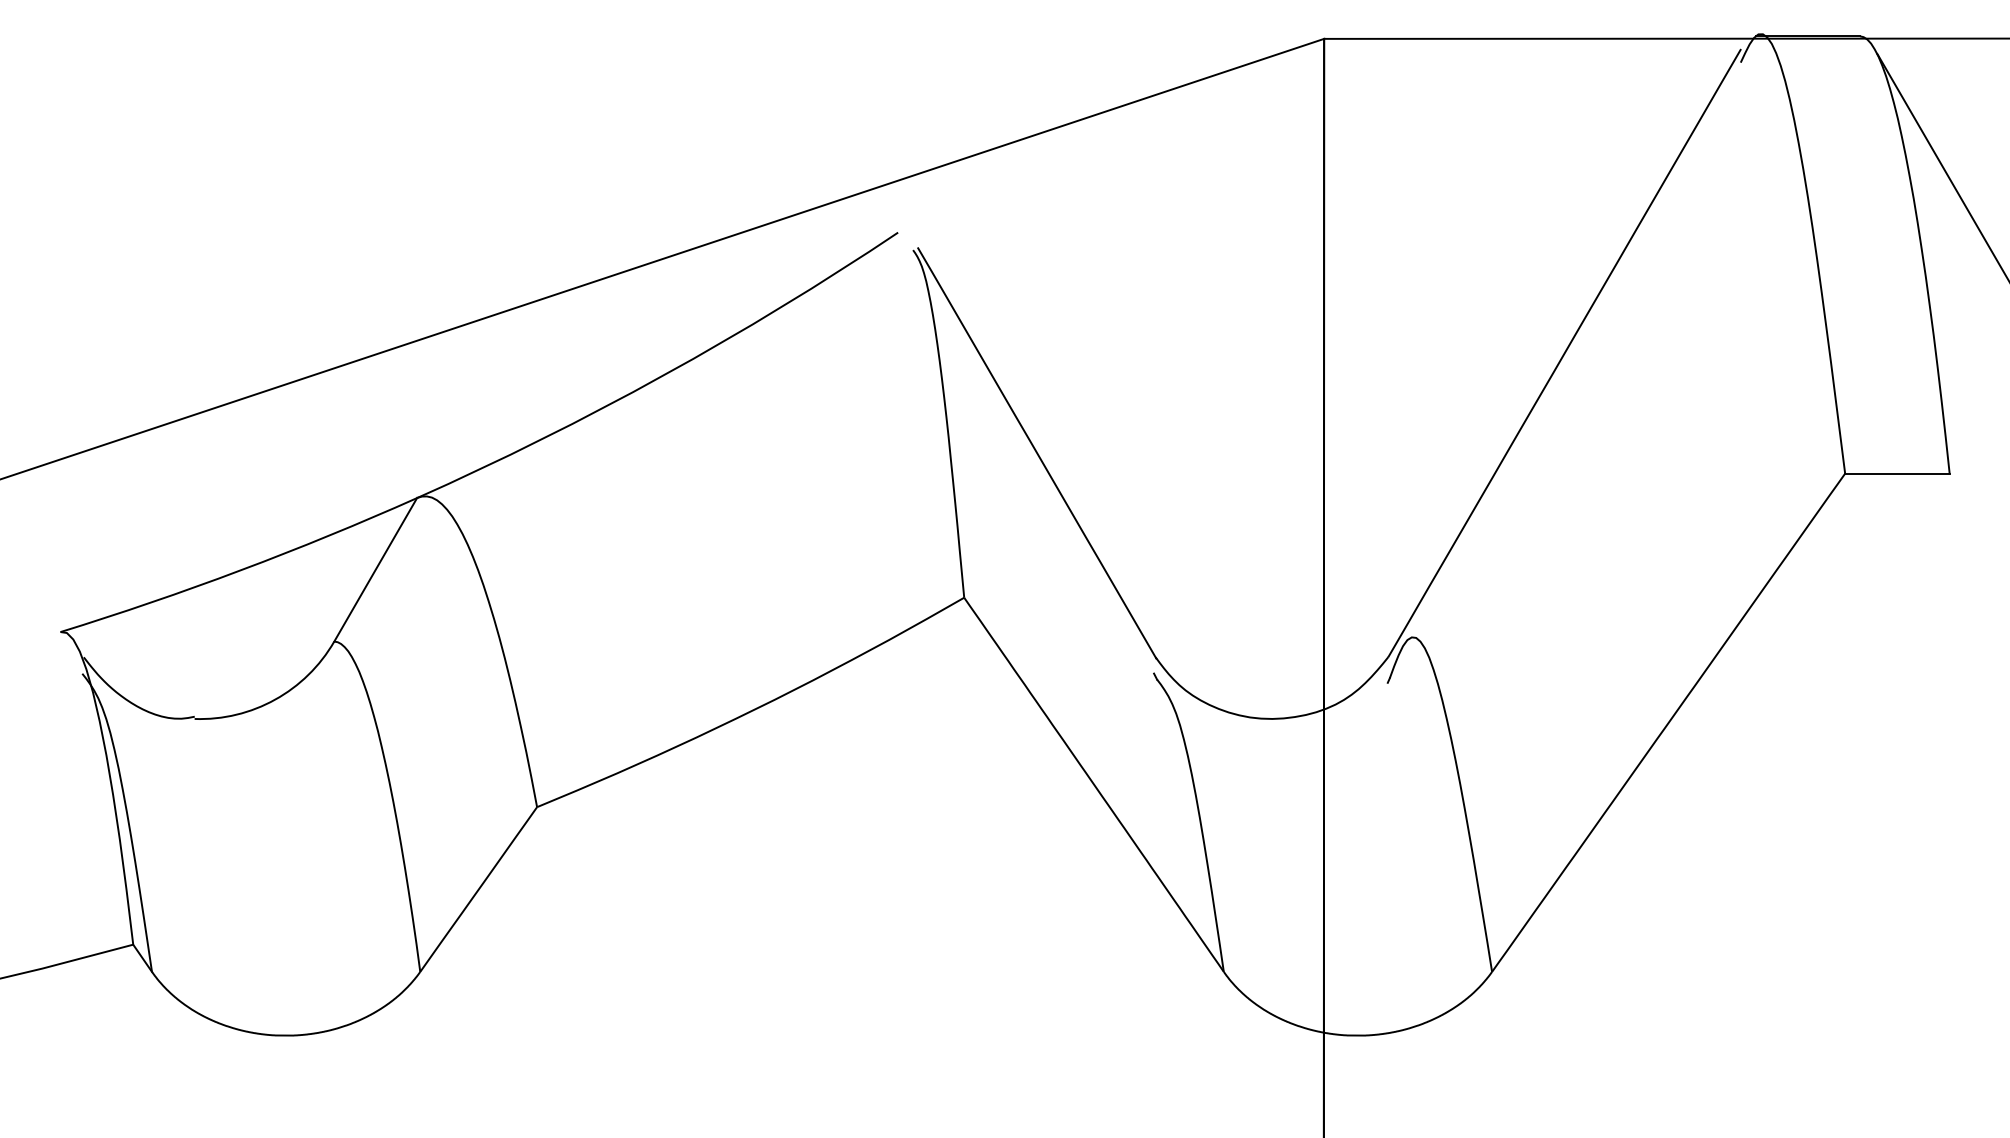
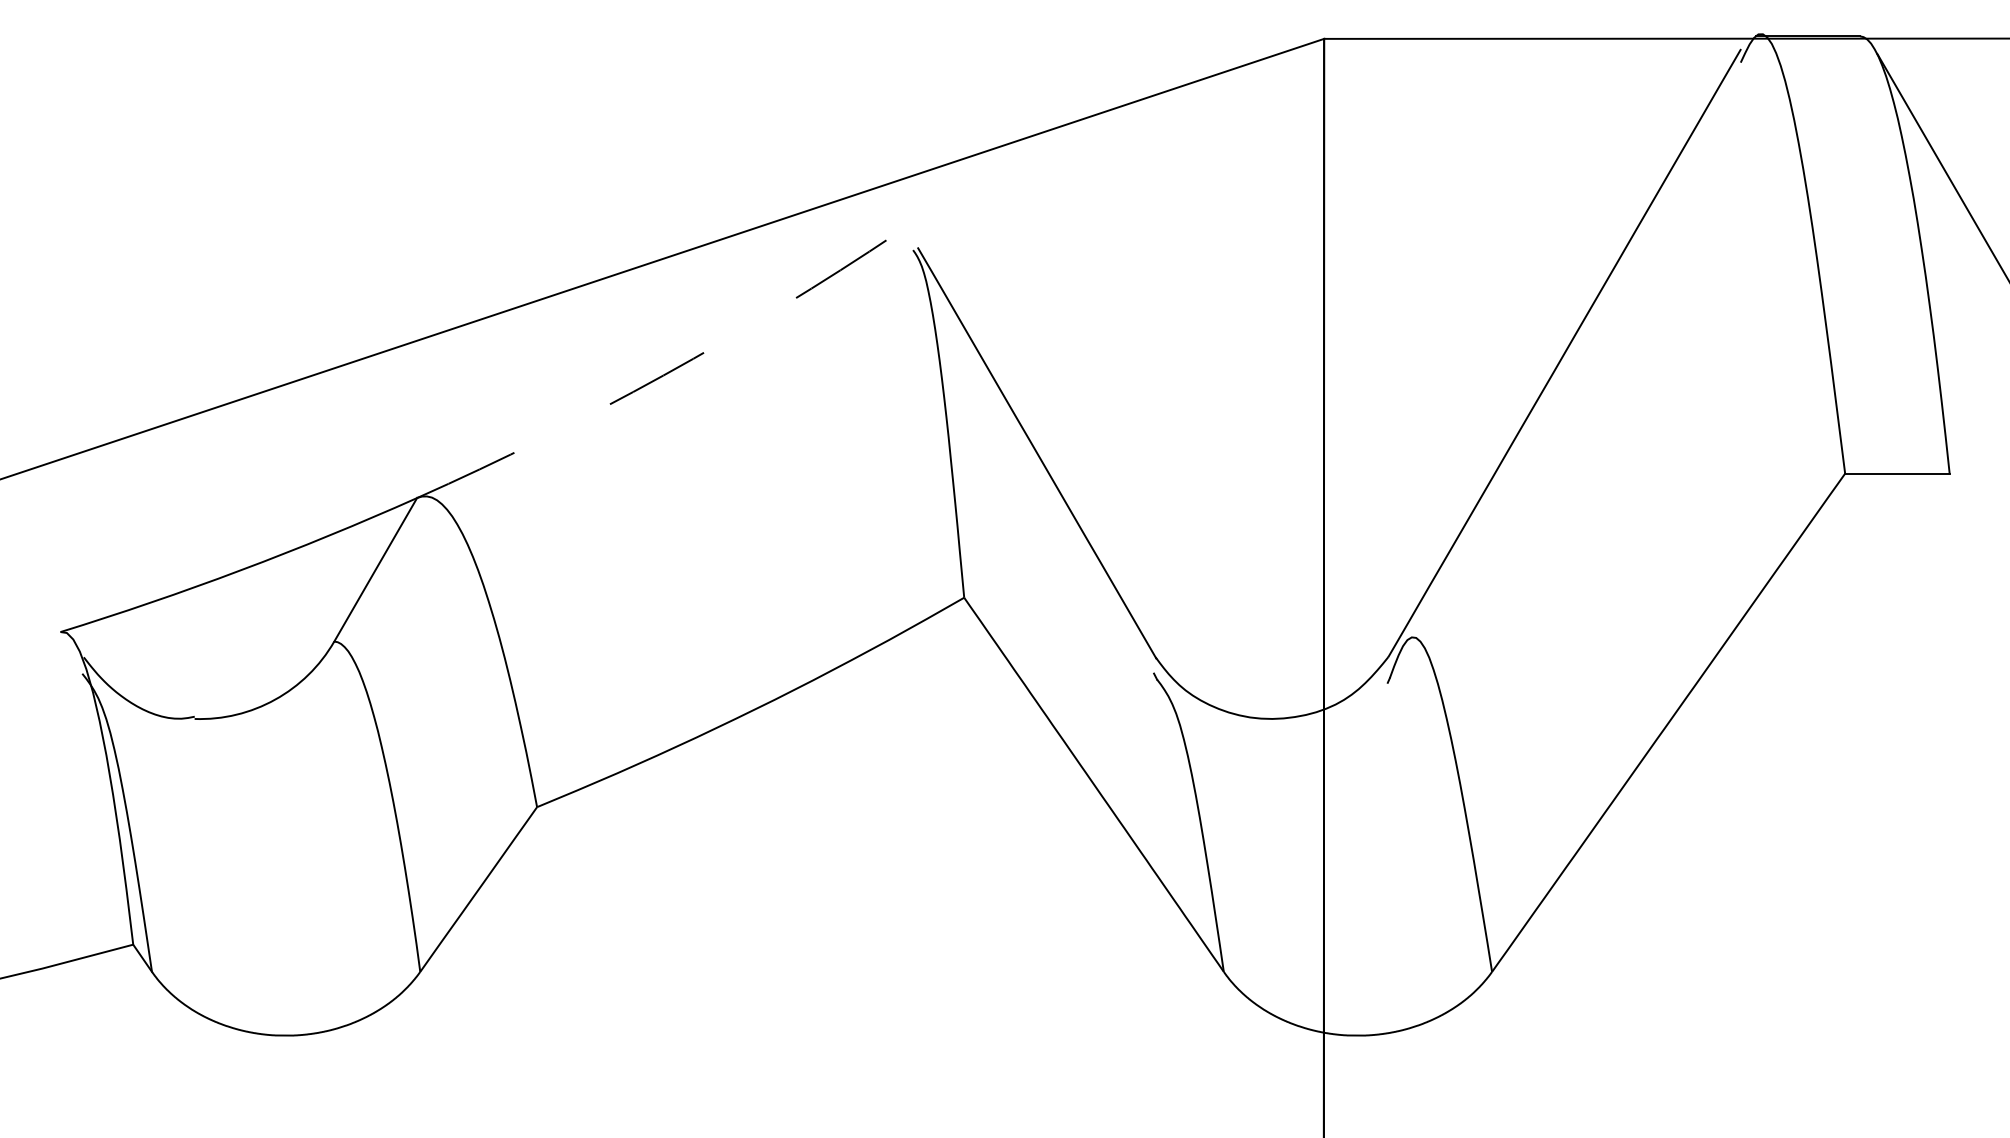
arc: solid -> dashed (663, 375)
